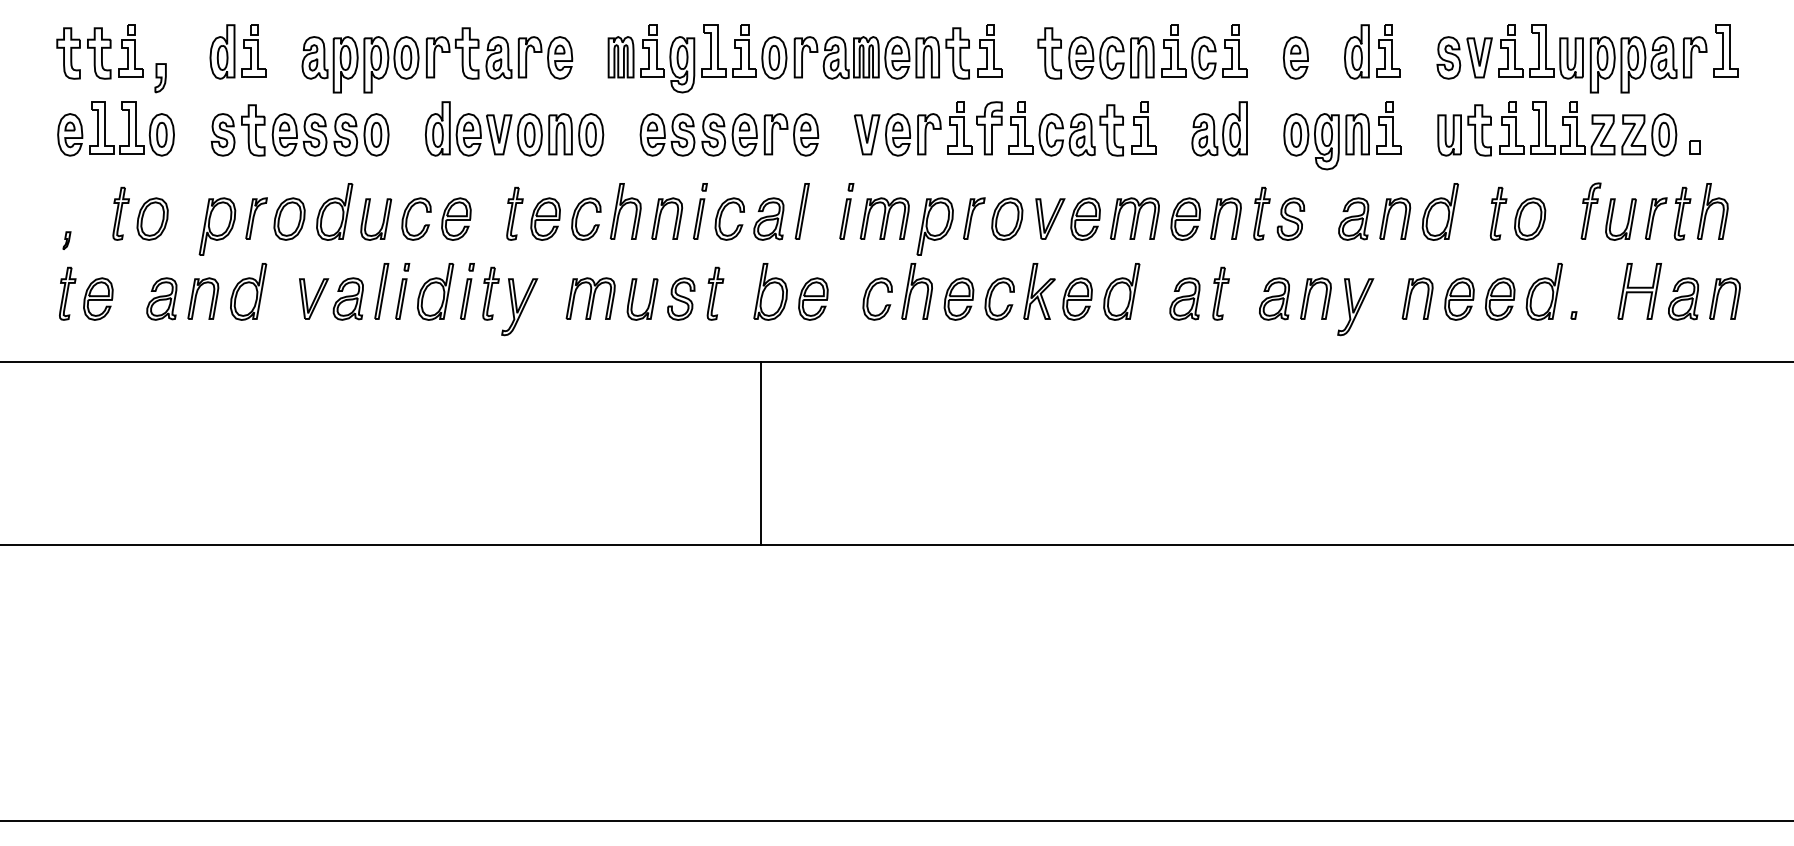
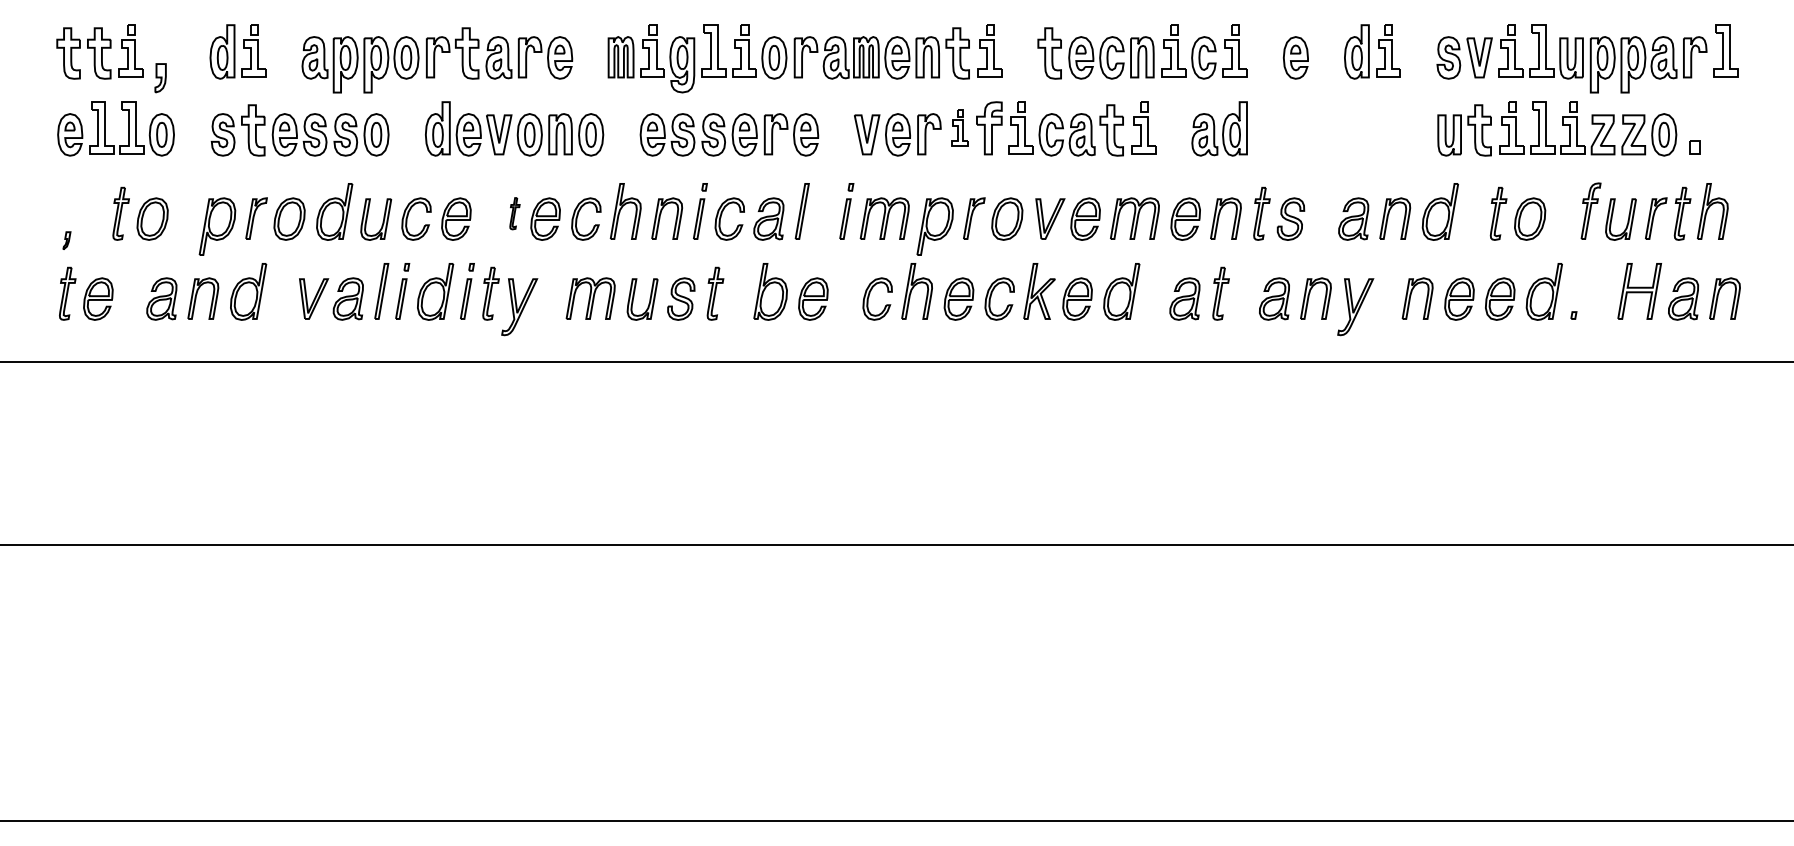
part size: 26x54 px -> 18x38 px (959, 127)
part: present -> none (1342, 135)
part size: 18x55 px -> 12x34 px (514, 213)
line: present -> none (761, 453)
